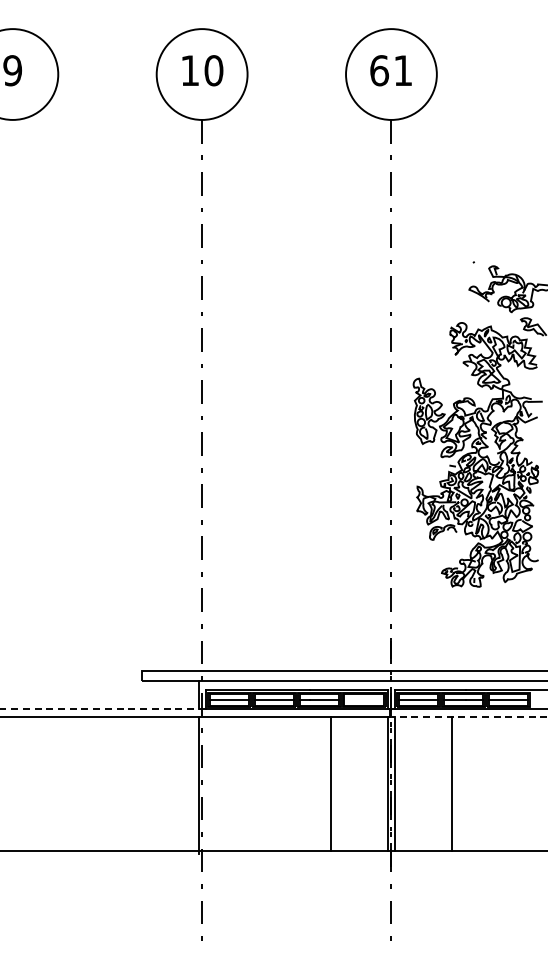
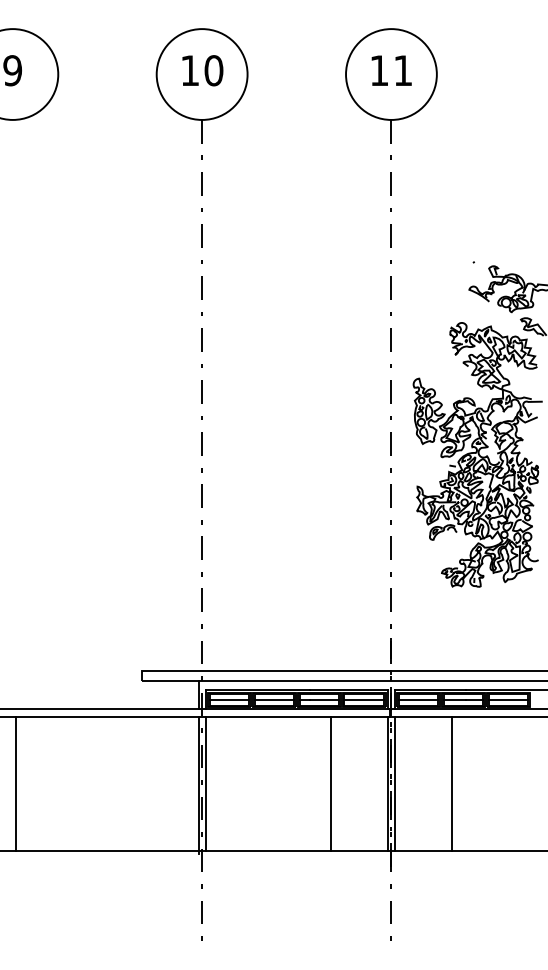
text: 61 -> 11 (379, 70)
line: none -> present (364, 699)
line: dashed -> solid (102, 709)
line: dashed -> solid (467, 716)
line: none -> present (16, 783)
line: none -> present (205, 783)
